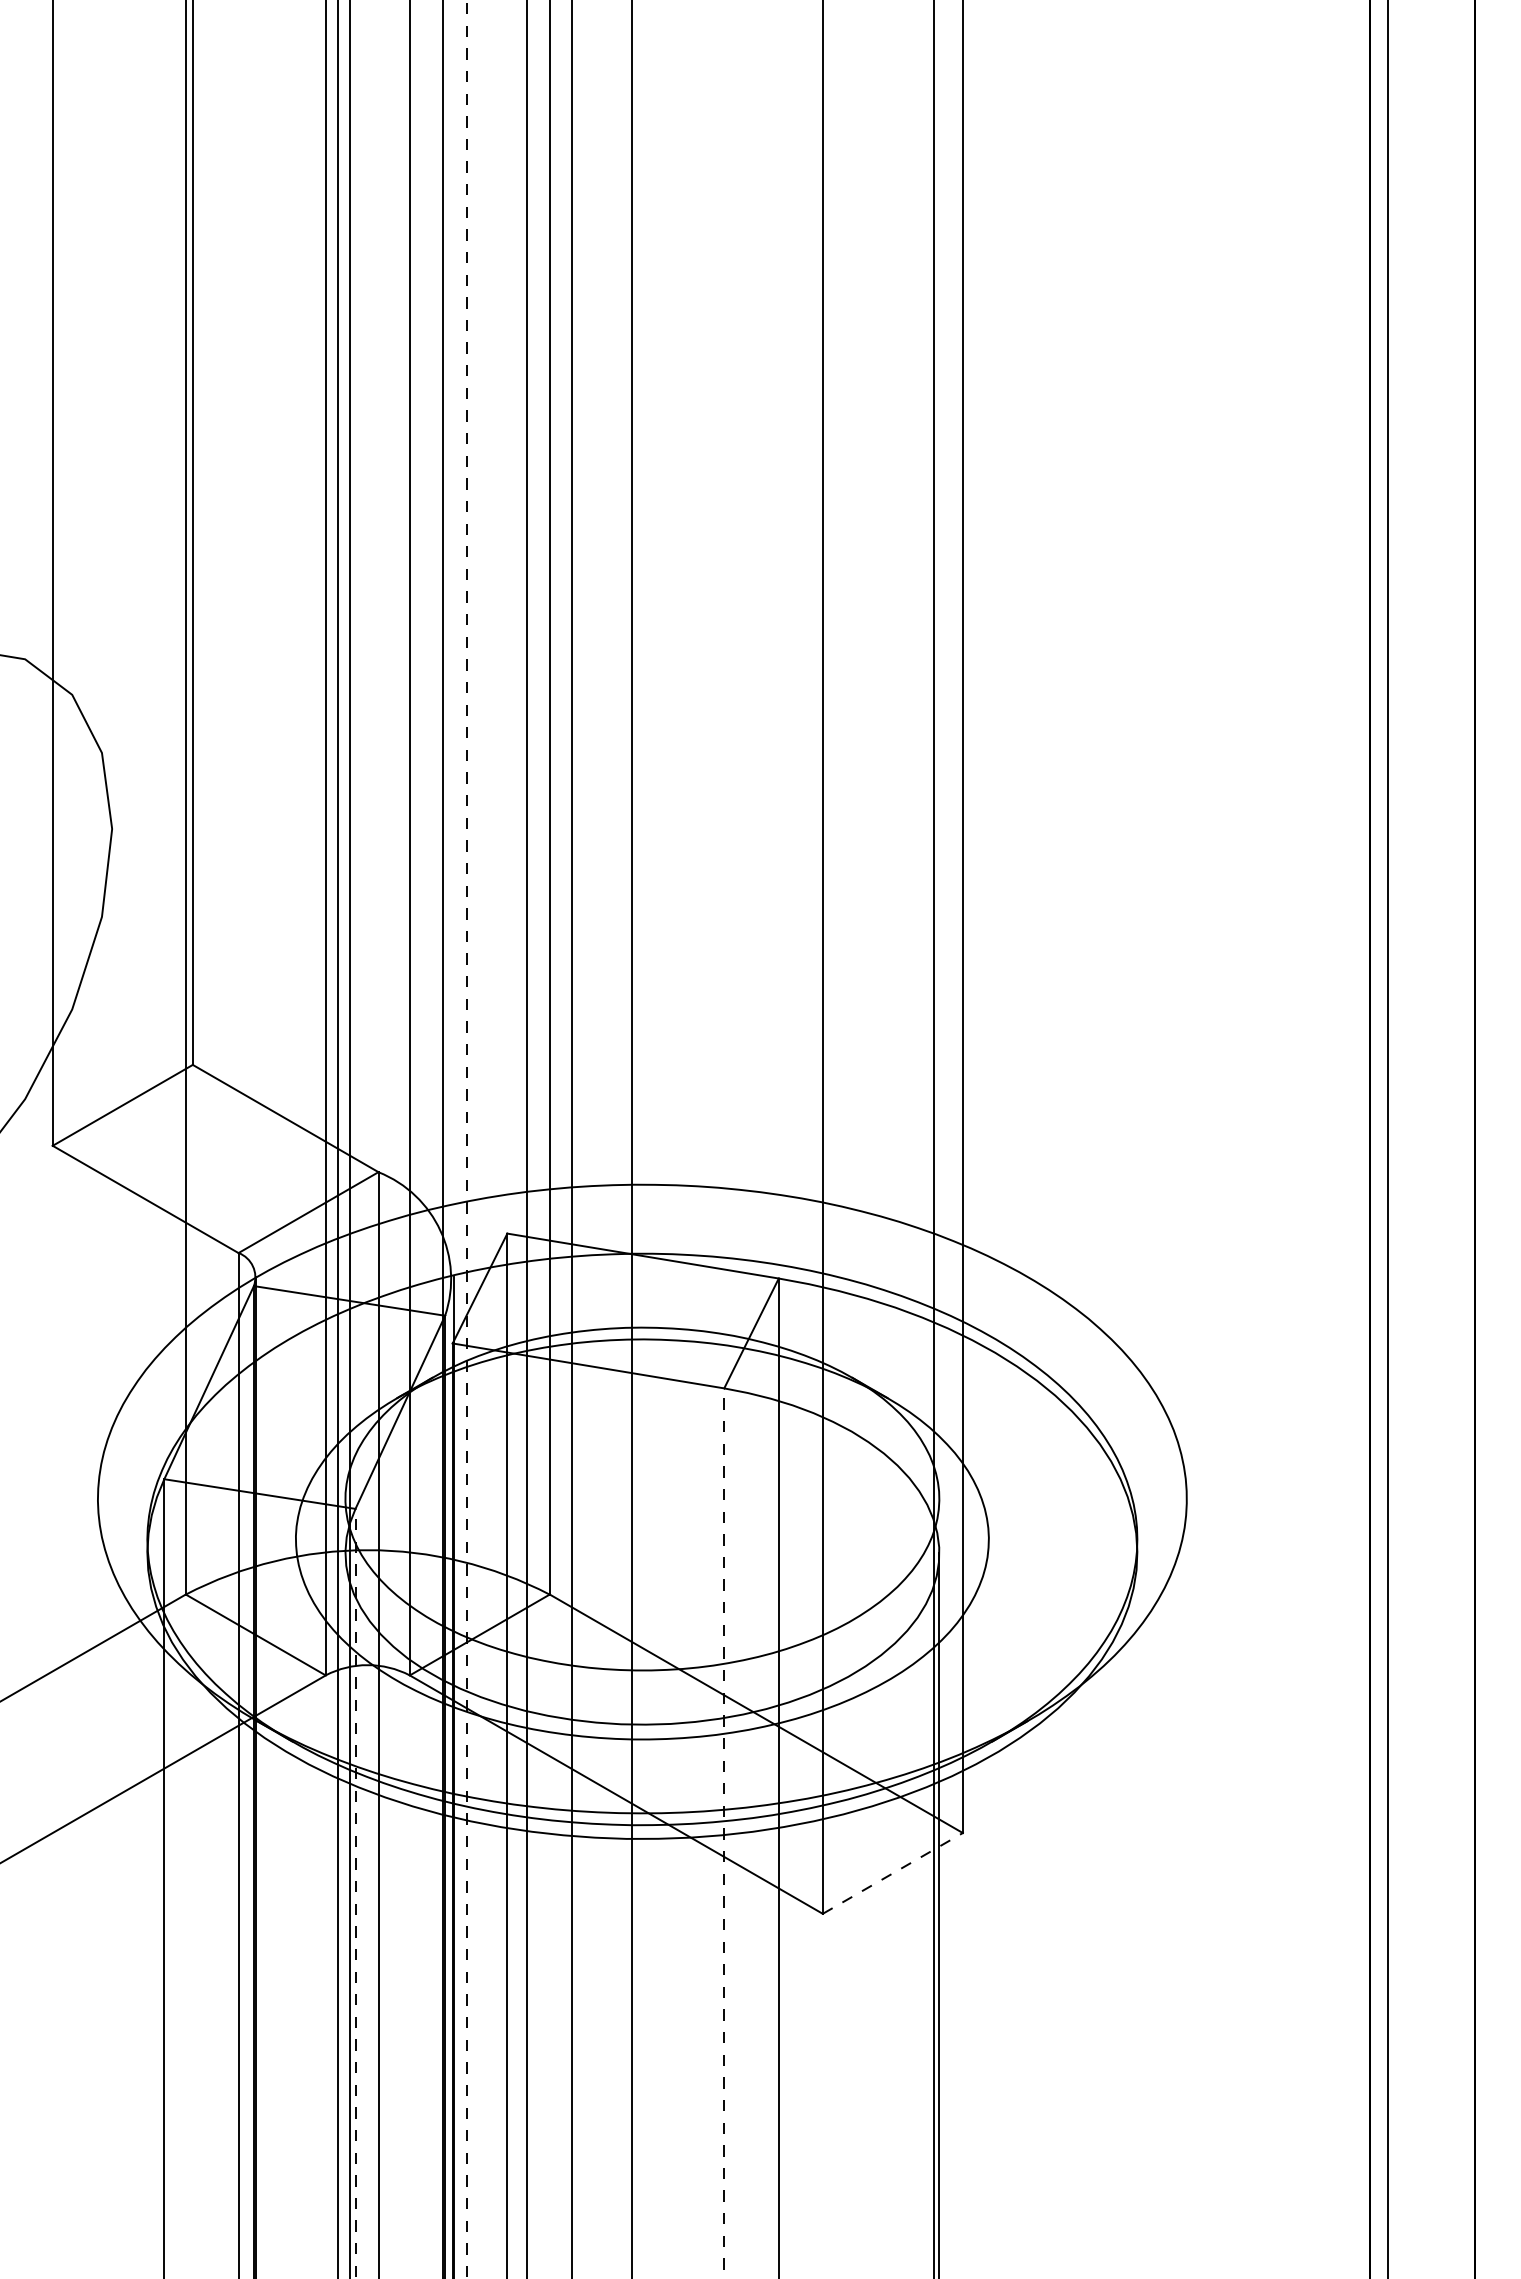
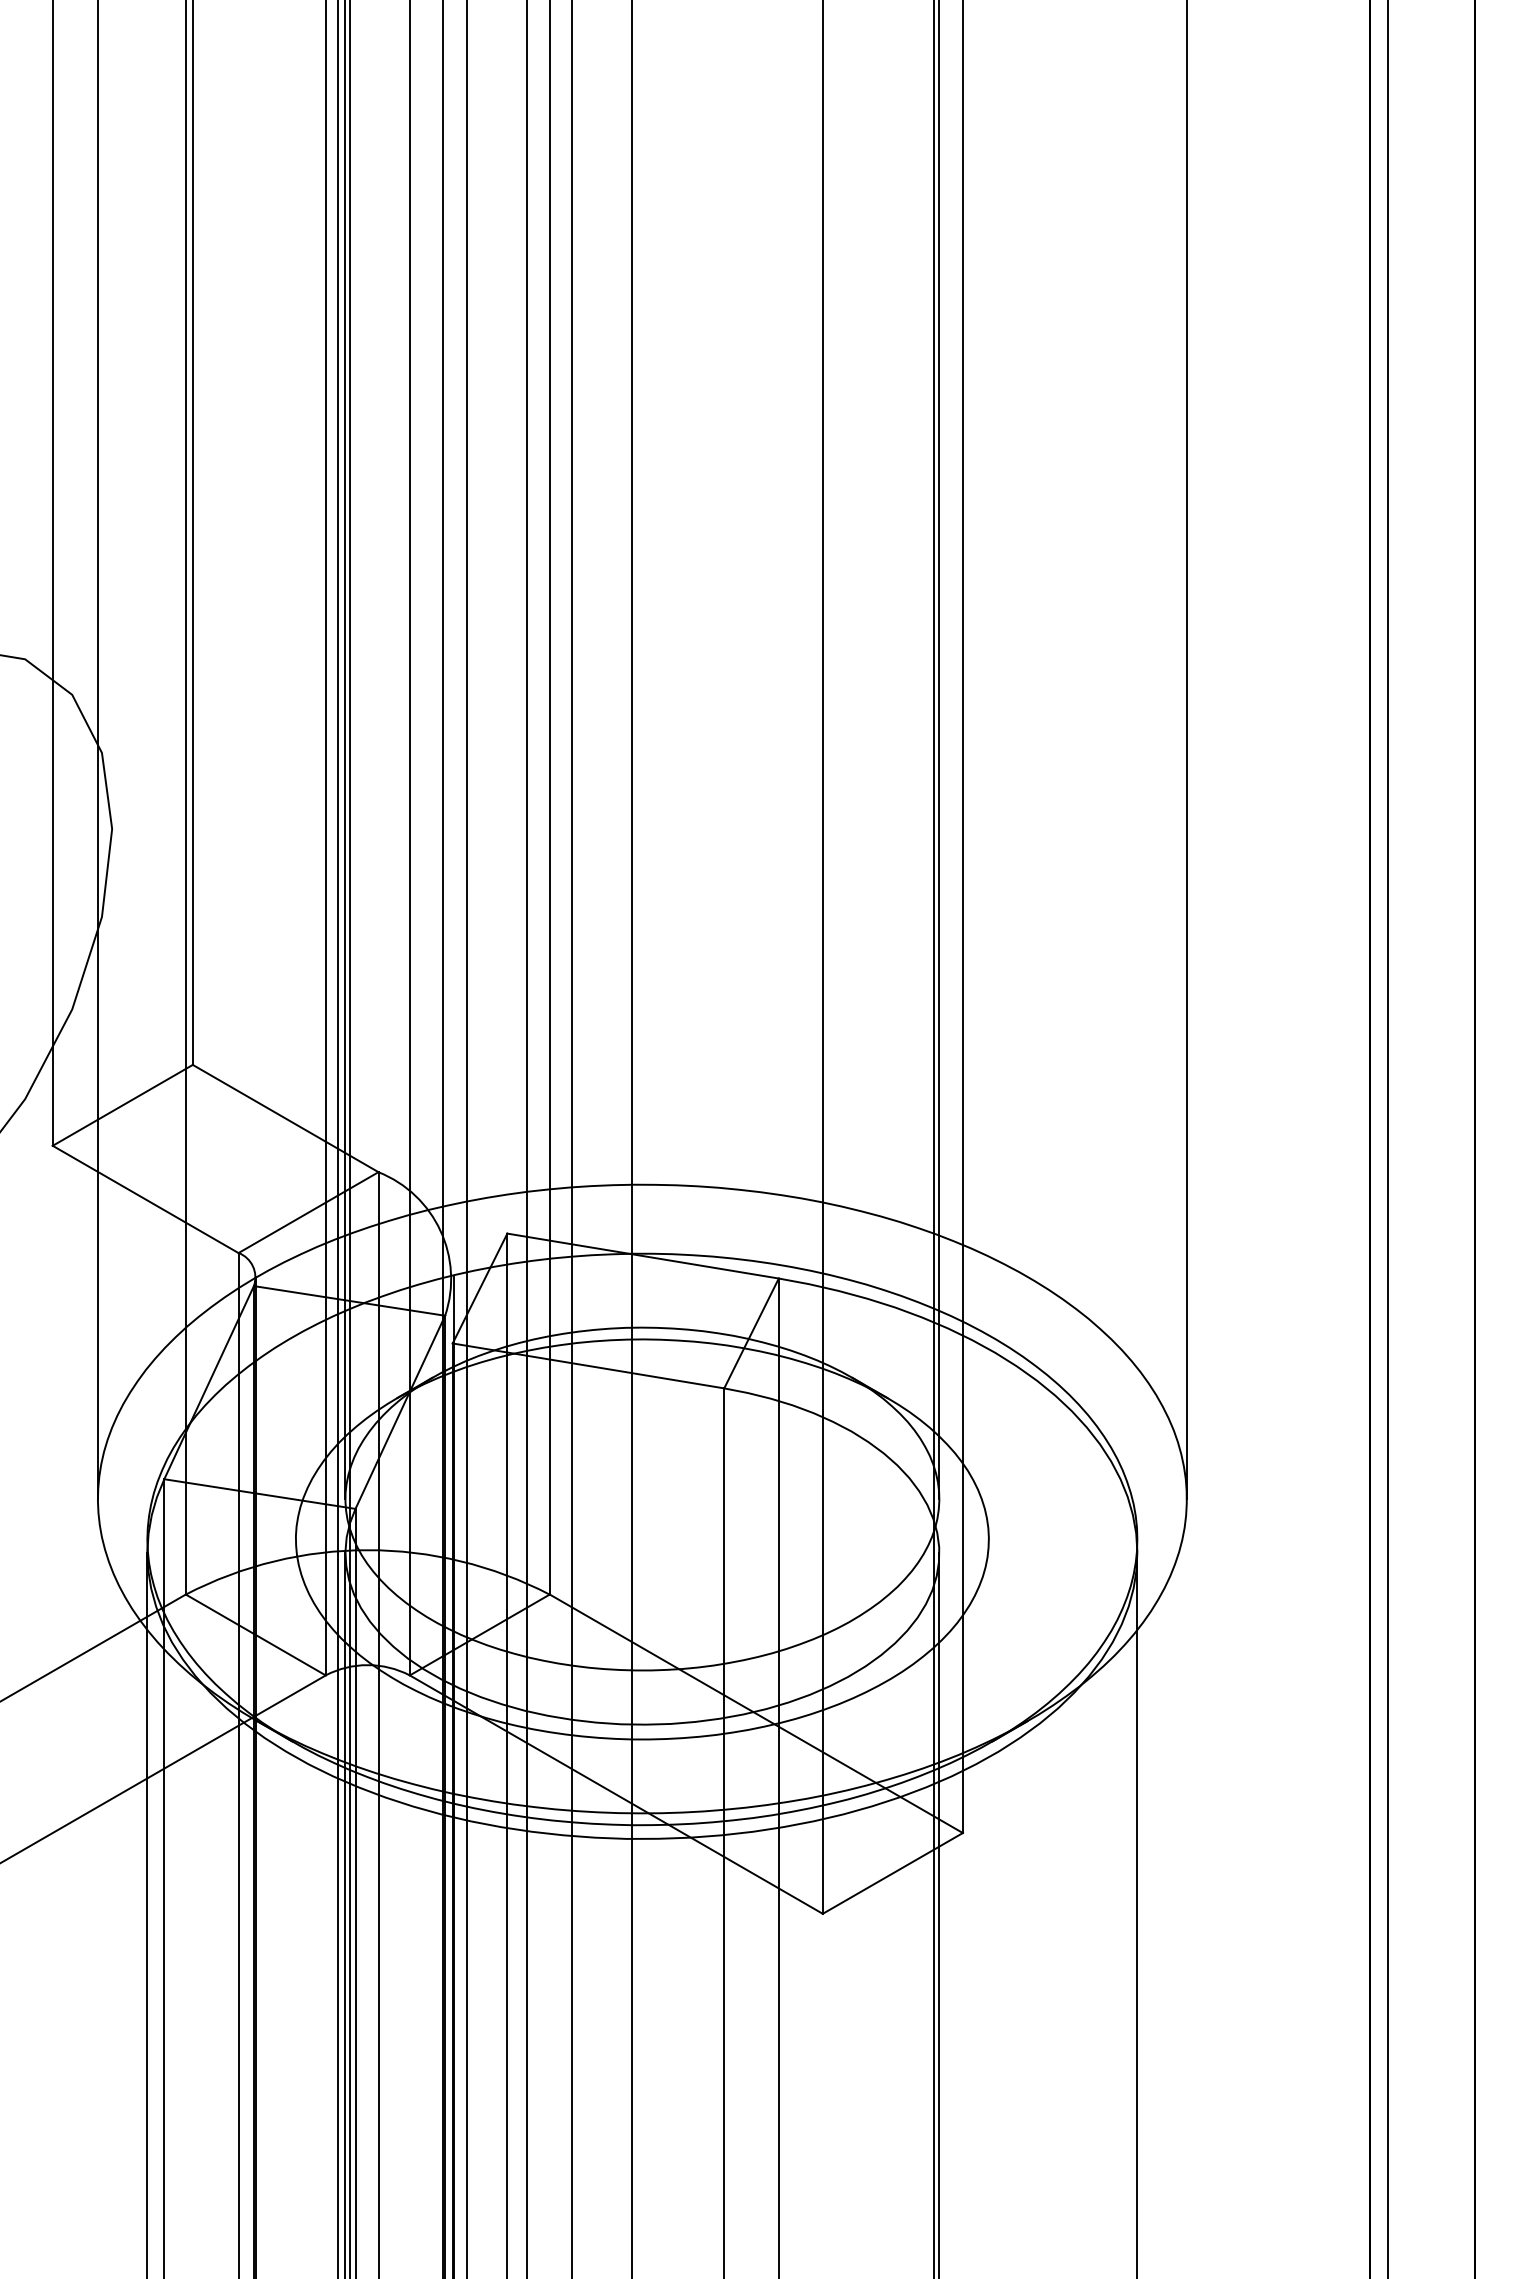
line: none -> present (97, 750)
line: none -> present (345, 750)
line: none -> present (939, 750)
line: none -> present (1186, 750)
line: dashed -> solid (467, 1139)
line: dashed -> solid (724, 1833)
line: dashed -> solid (892, 1873)
line: dashed -> solid (355, 1893)
line: none -> present (147, 1914)
line: none -> present (345, 1914)
line: none -> present (1137, 1914)
